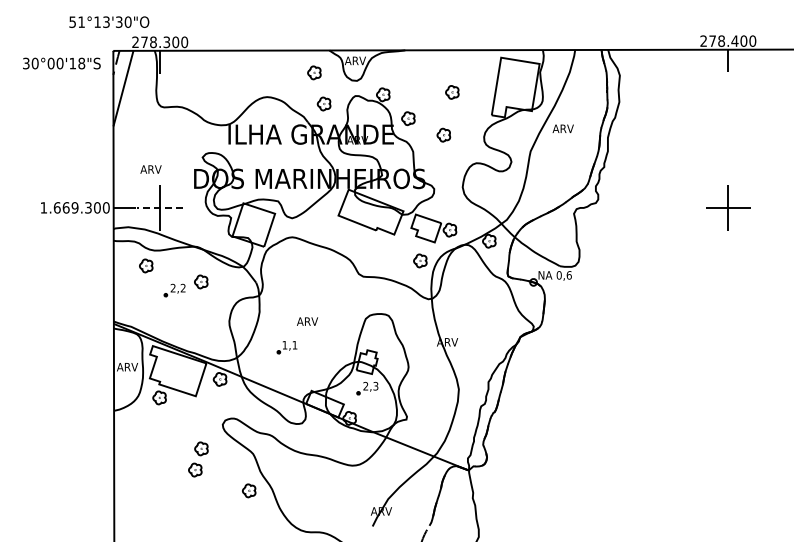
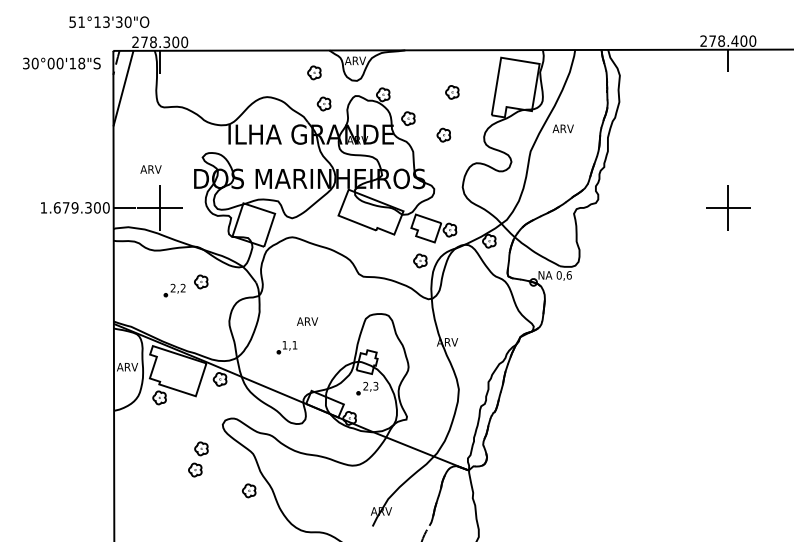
text: 1.669.300 -> 1.679.300 (65, 207)
line: dashed -> solid (160, 207)
part: present -> none (146, 265)
